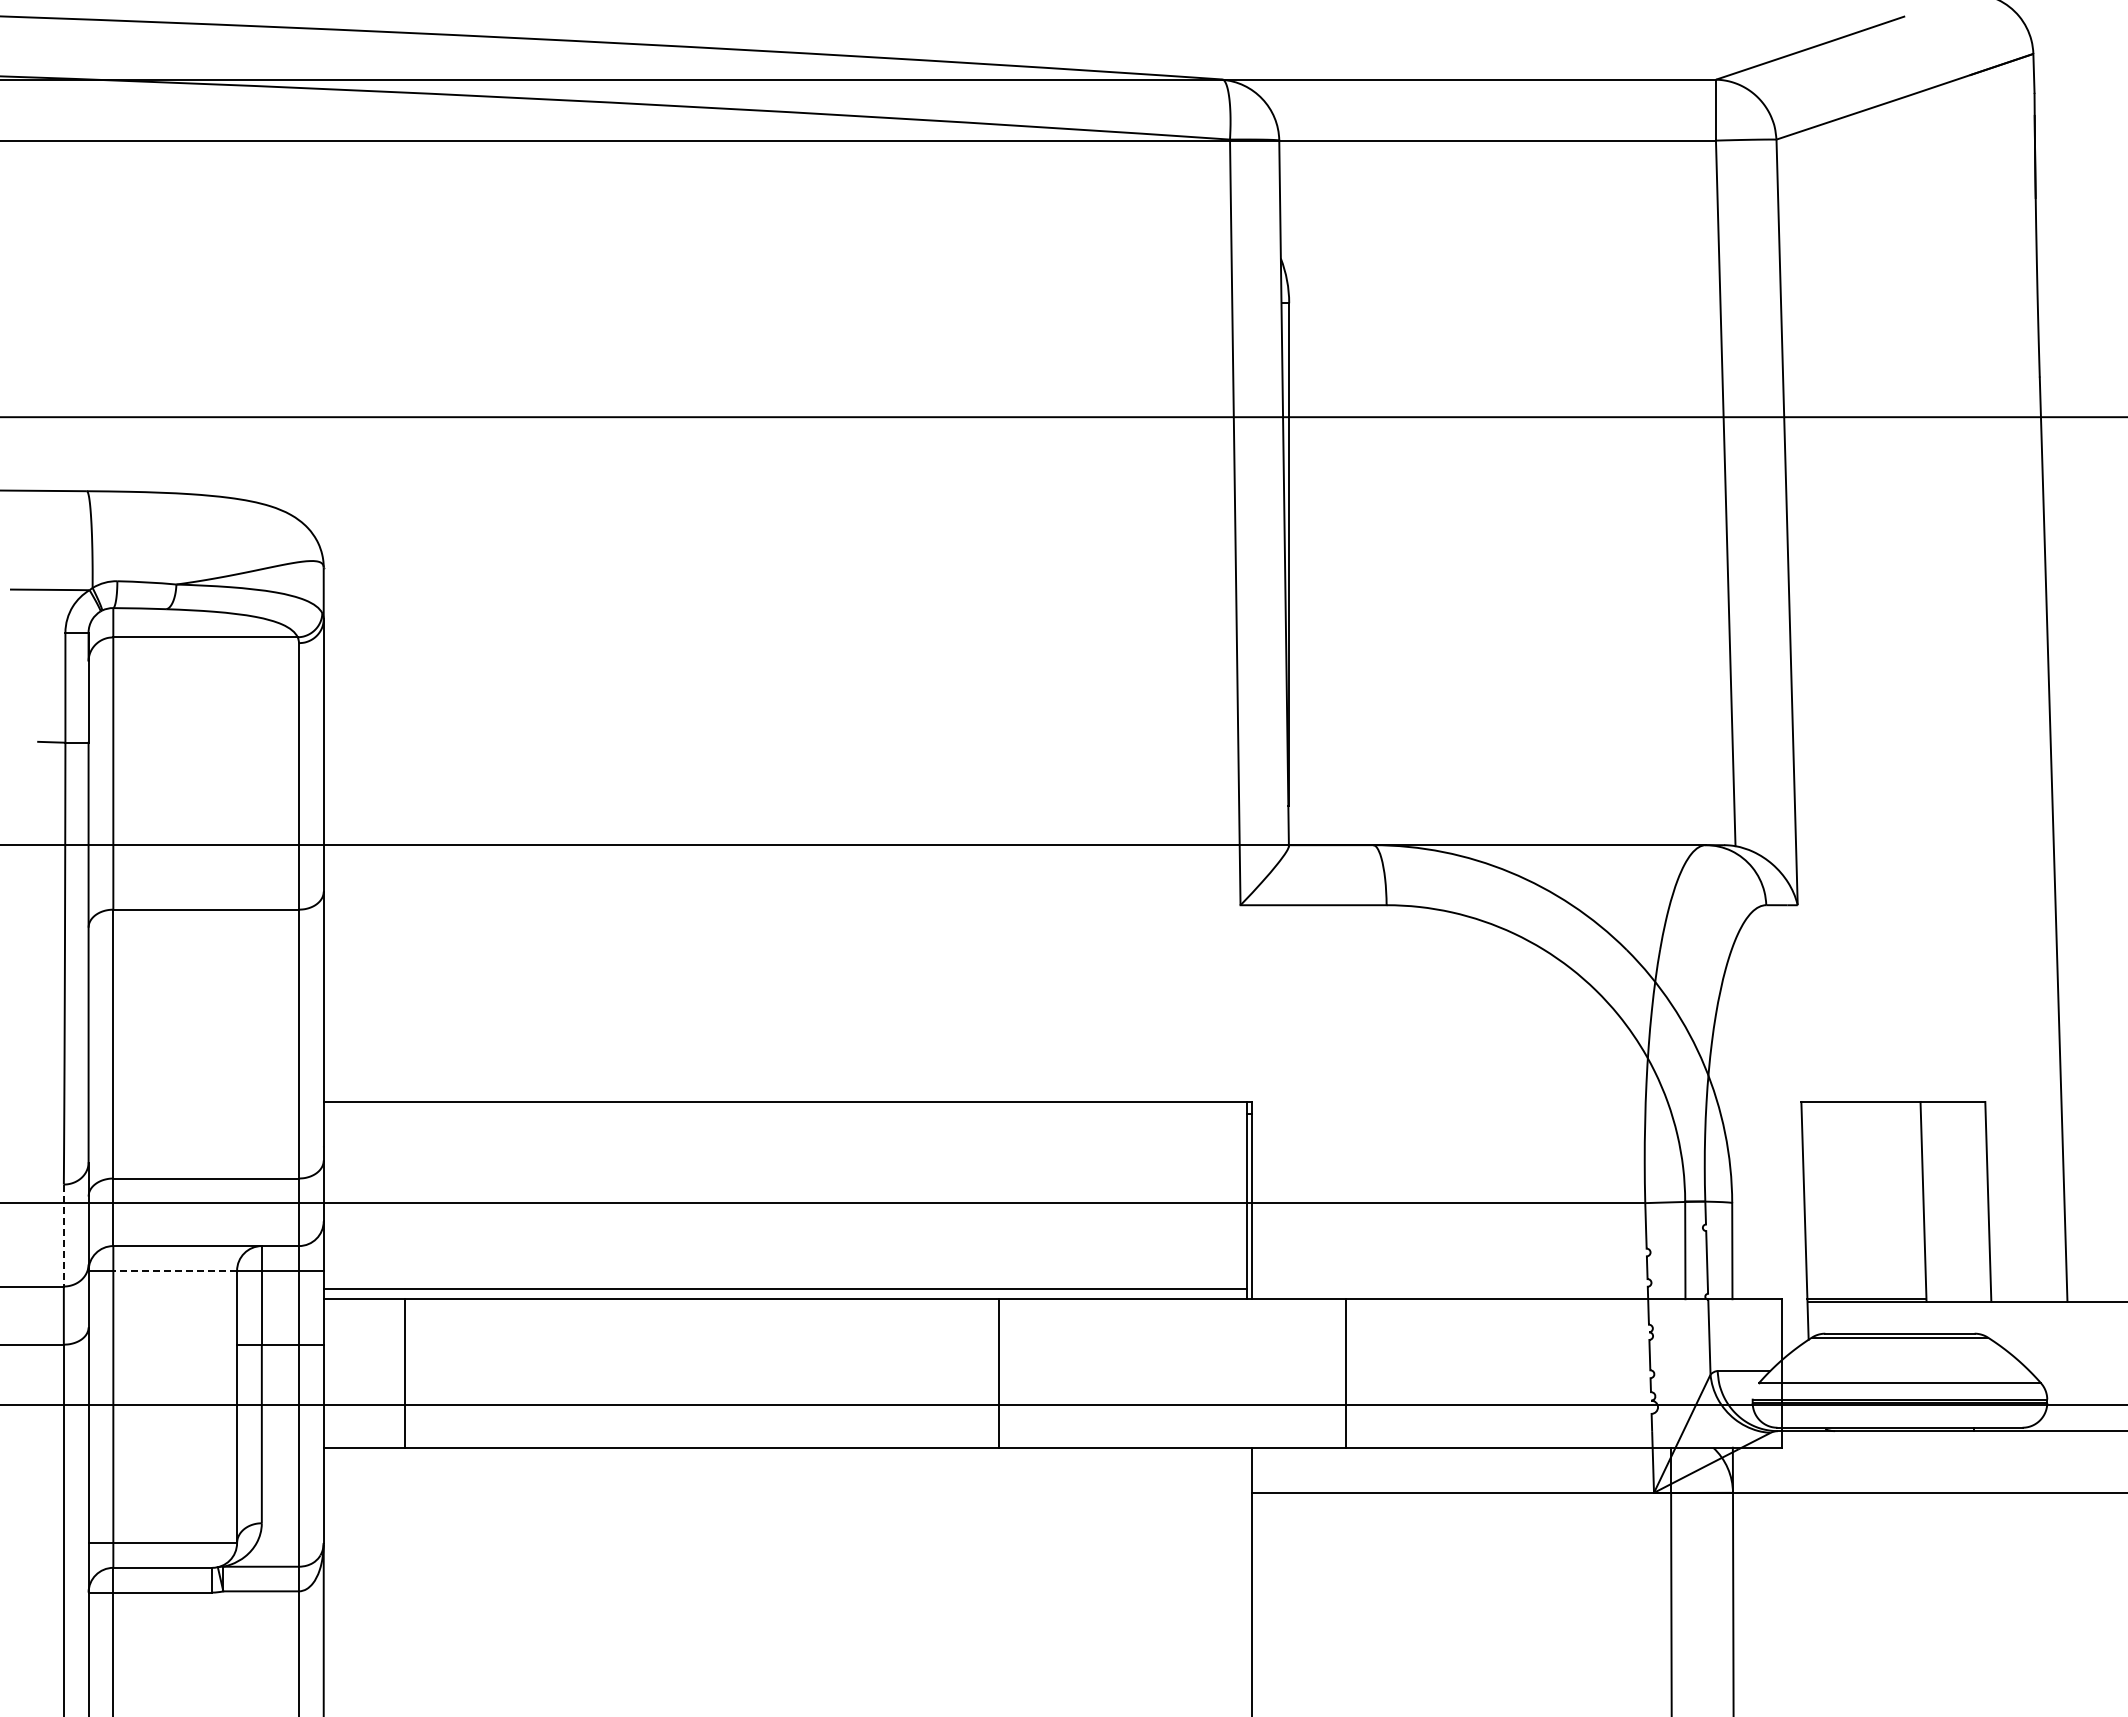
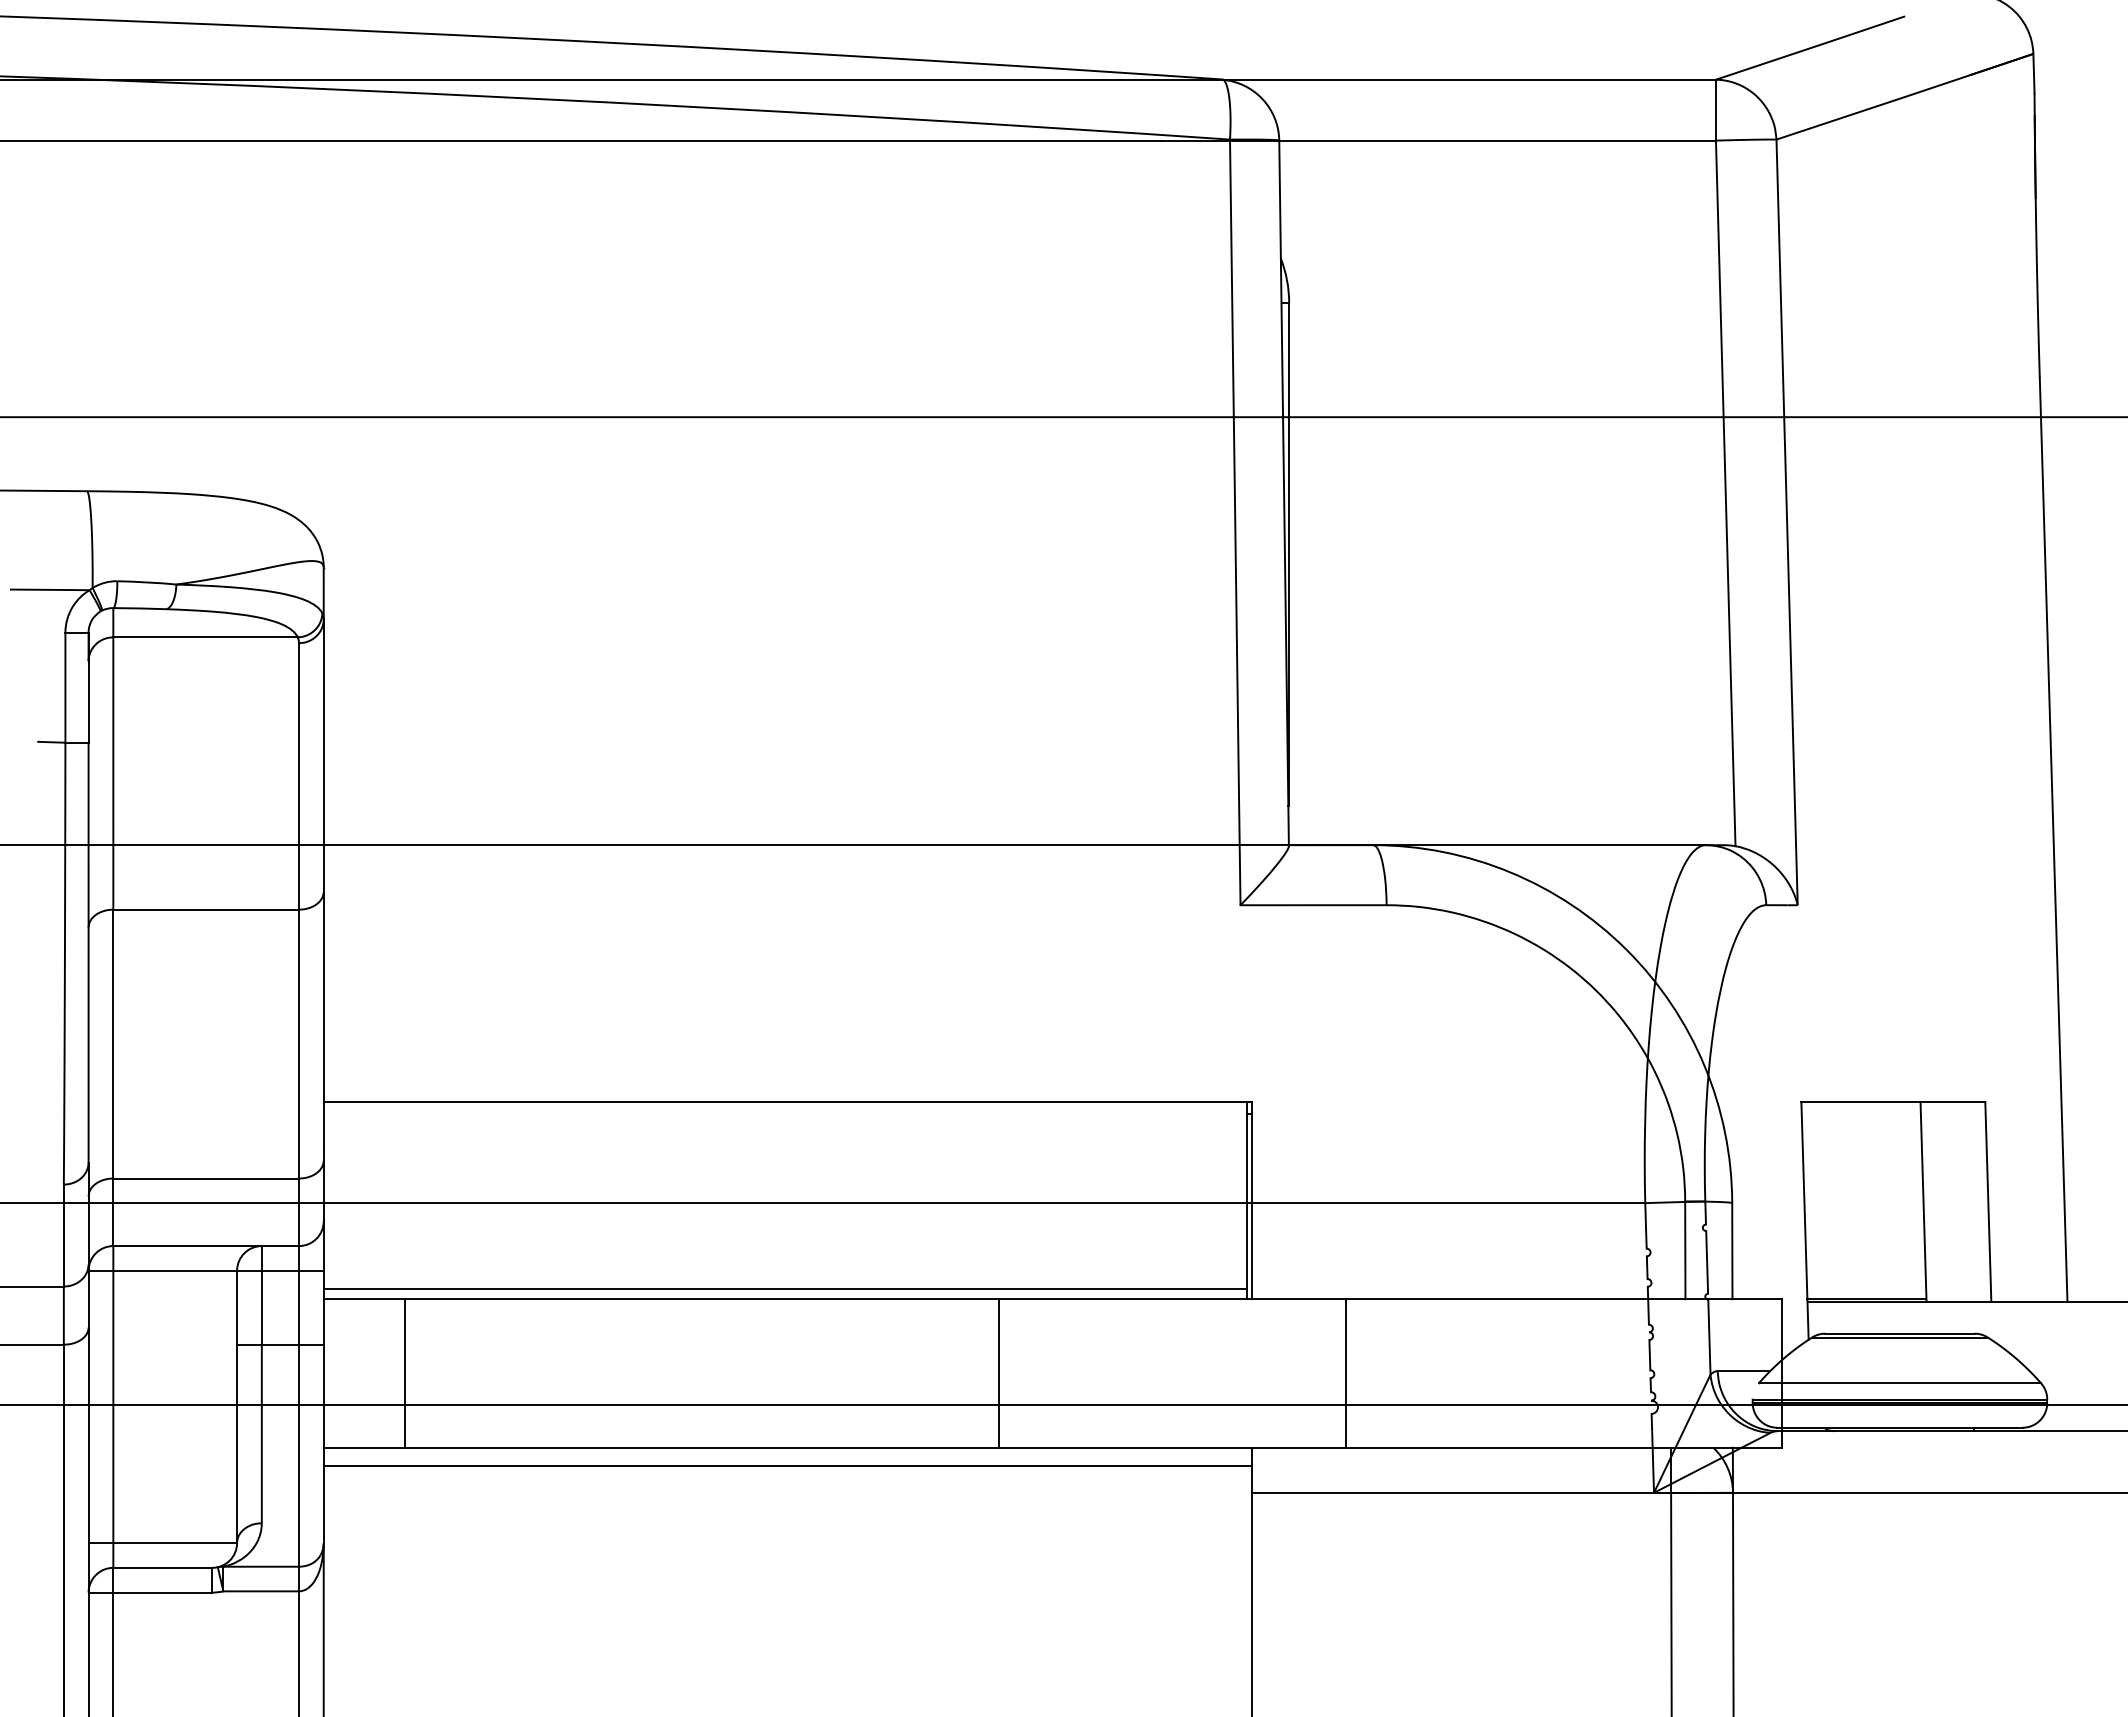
line: dashed -> solid (63, 1235)
line: dashed -> solid (175, 1270)
line: none -> present (787, 1465)
